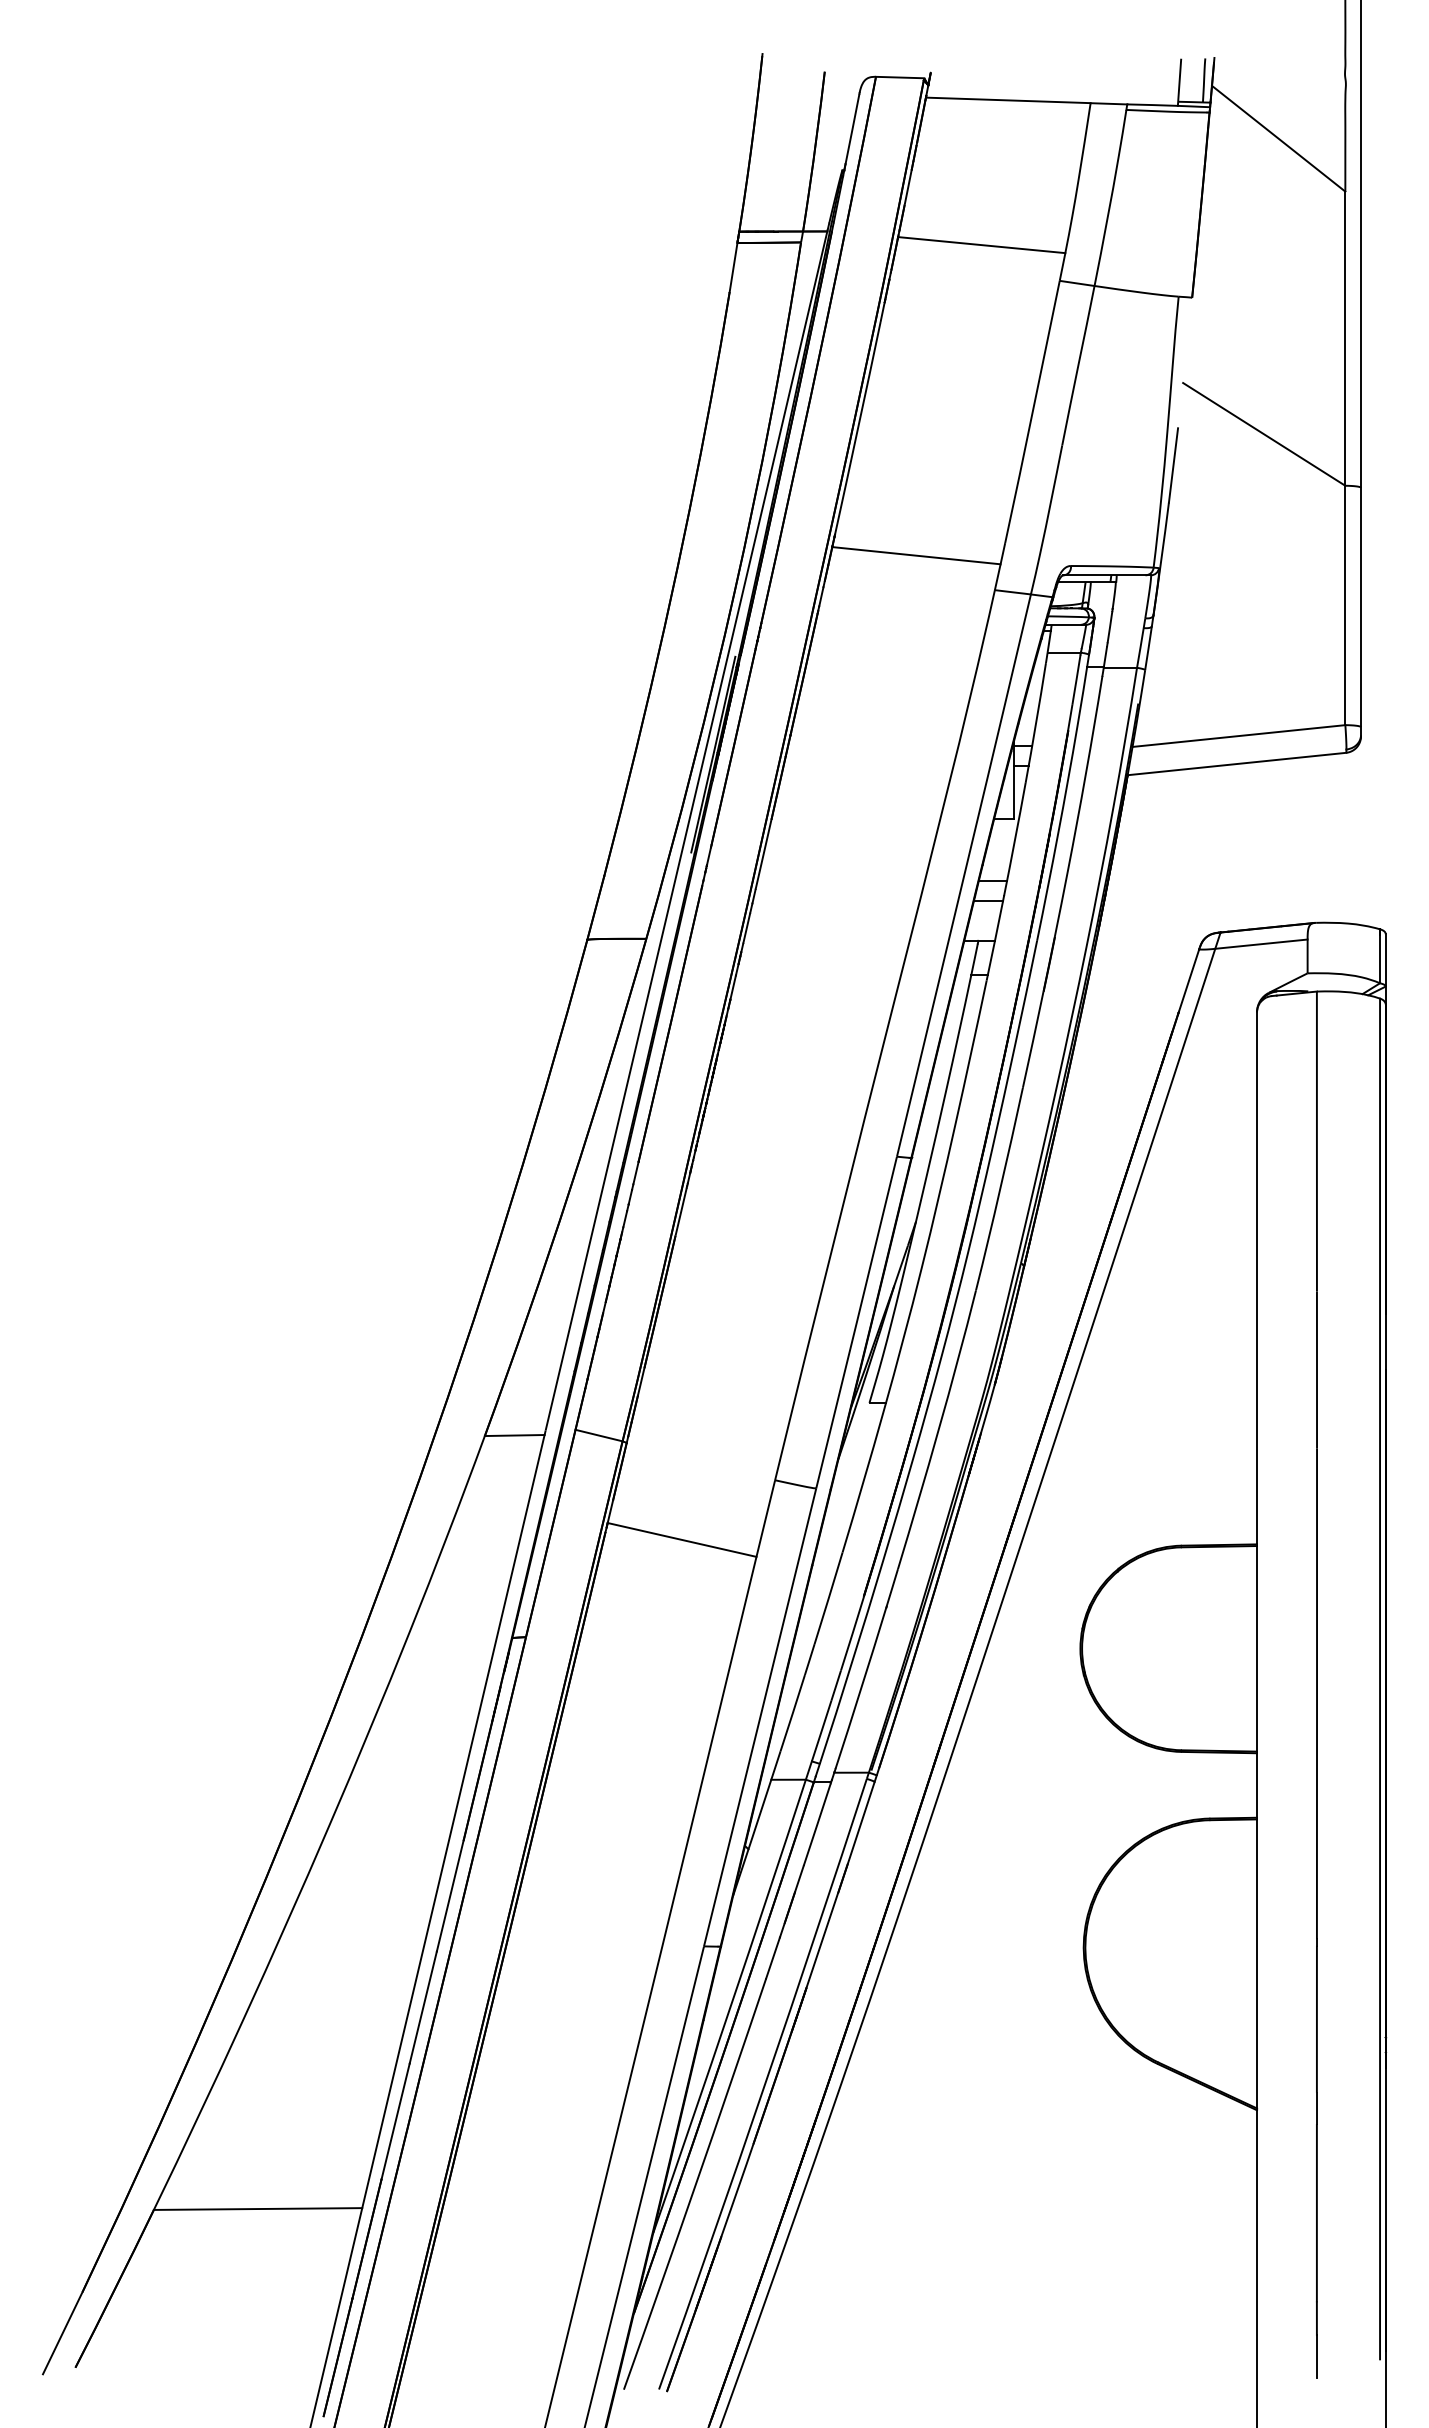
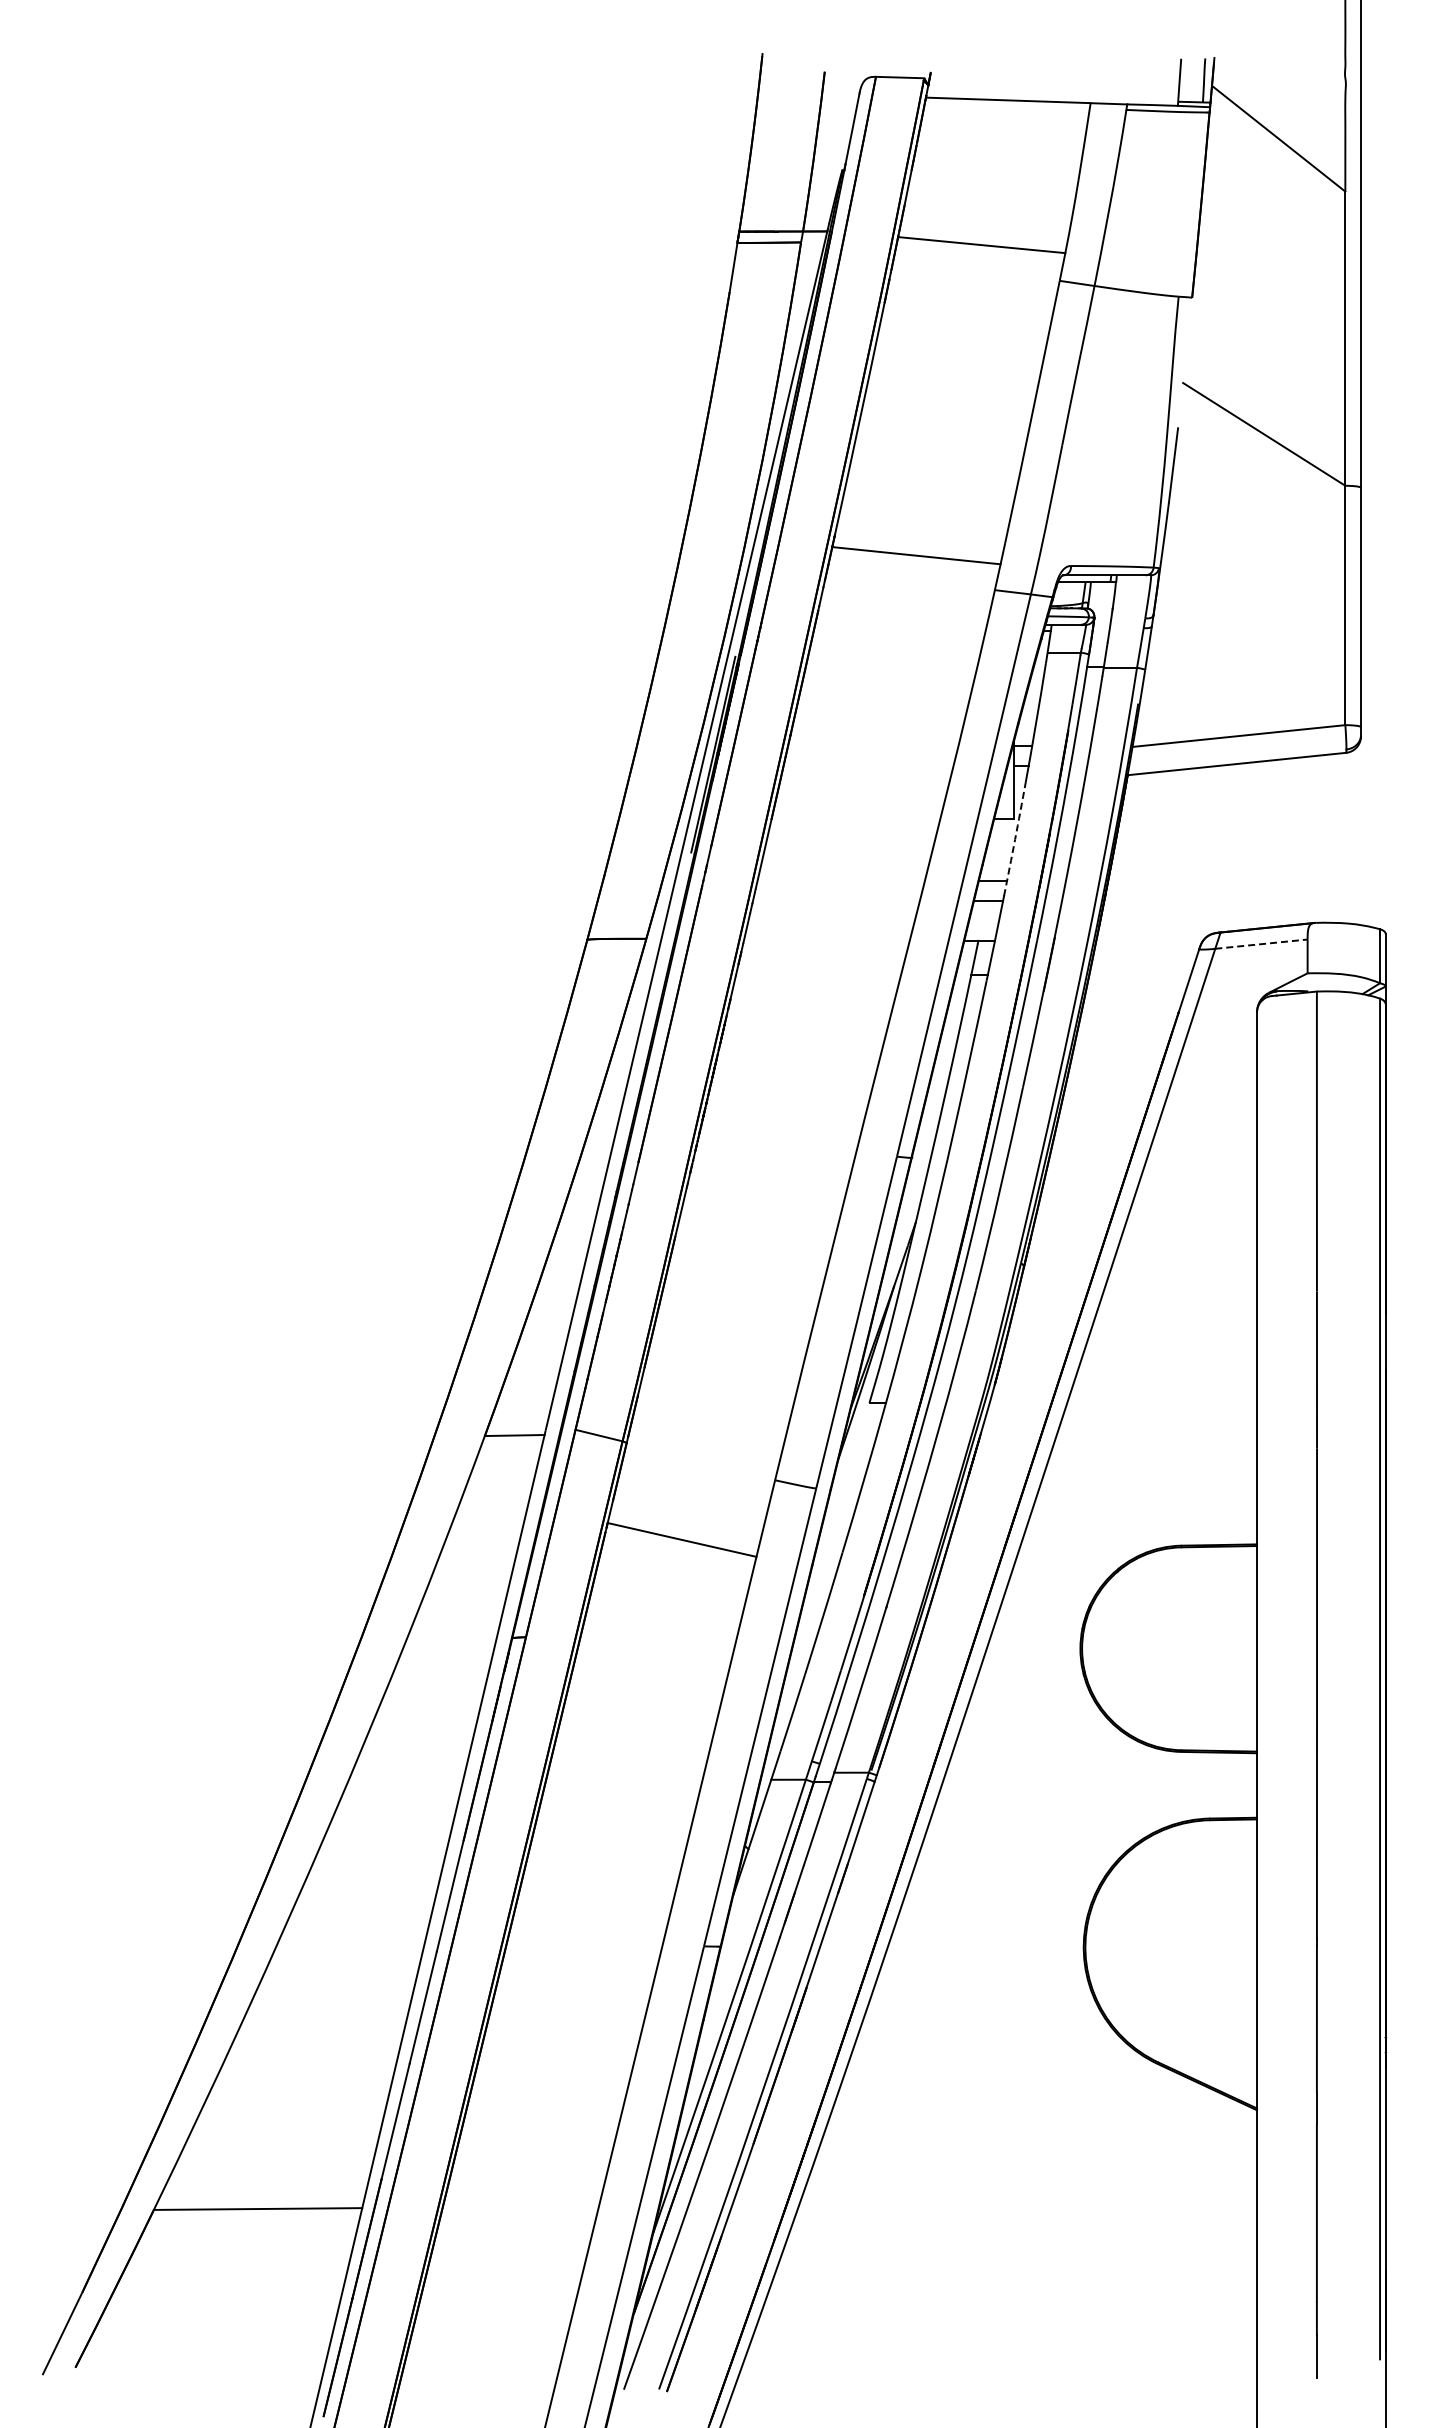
arc: solid -> dashed (1015, 839)
line: solid -> dashed (1261, 944)
